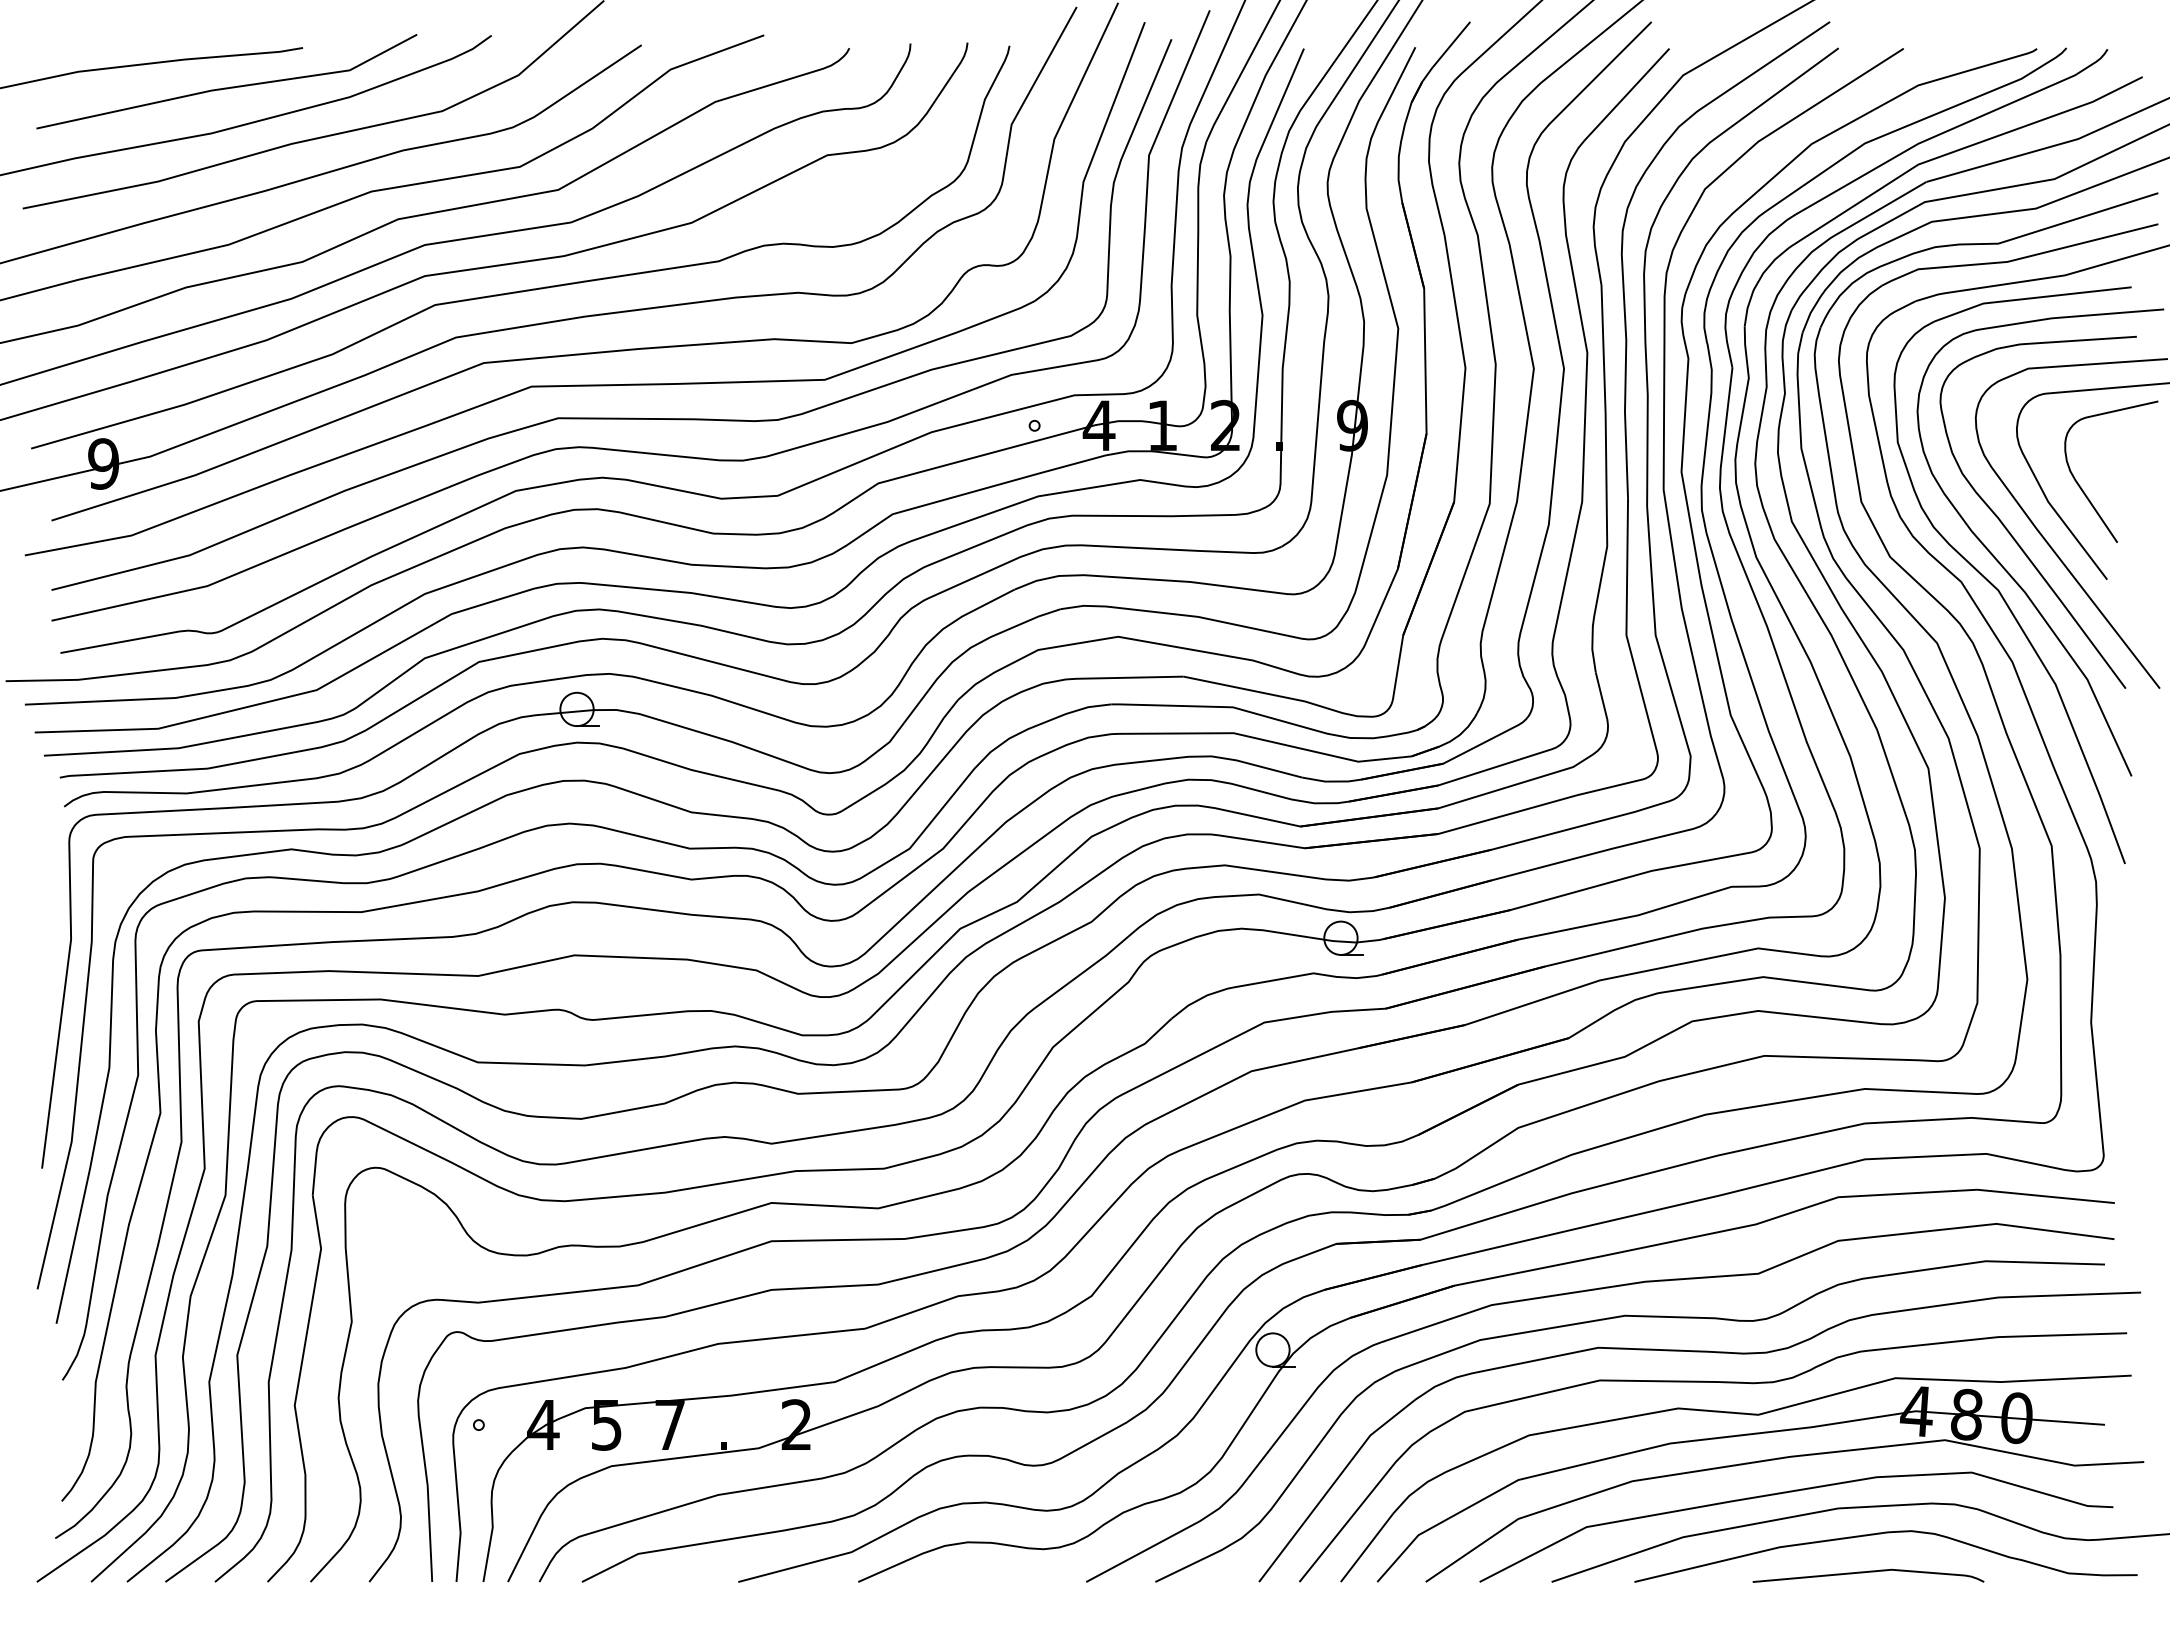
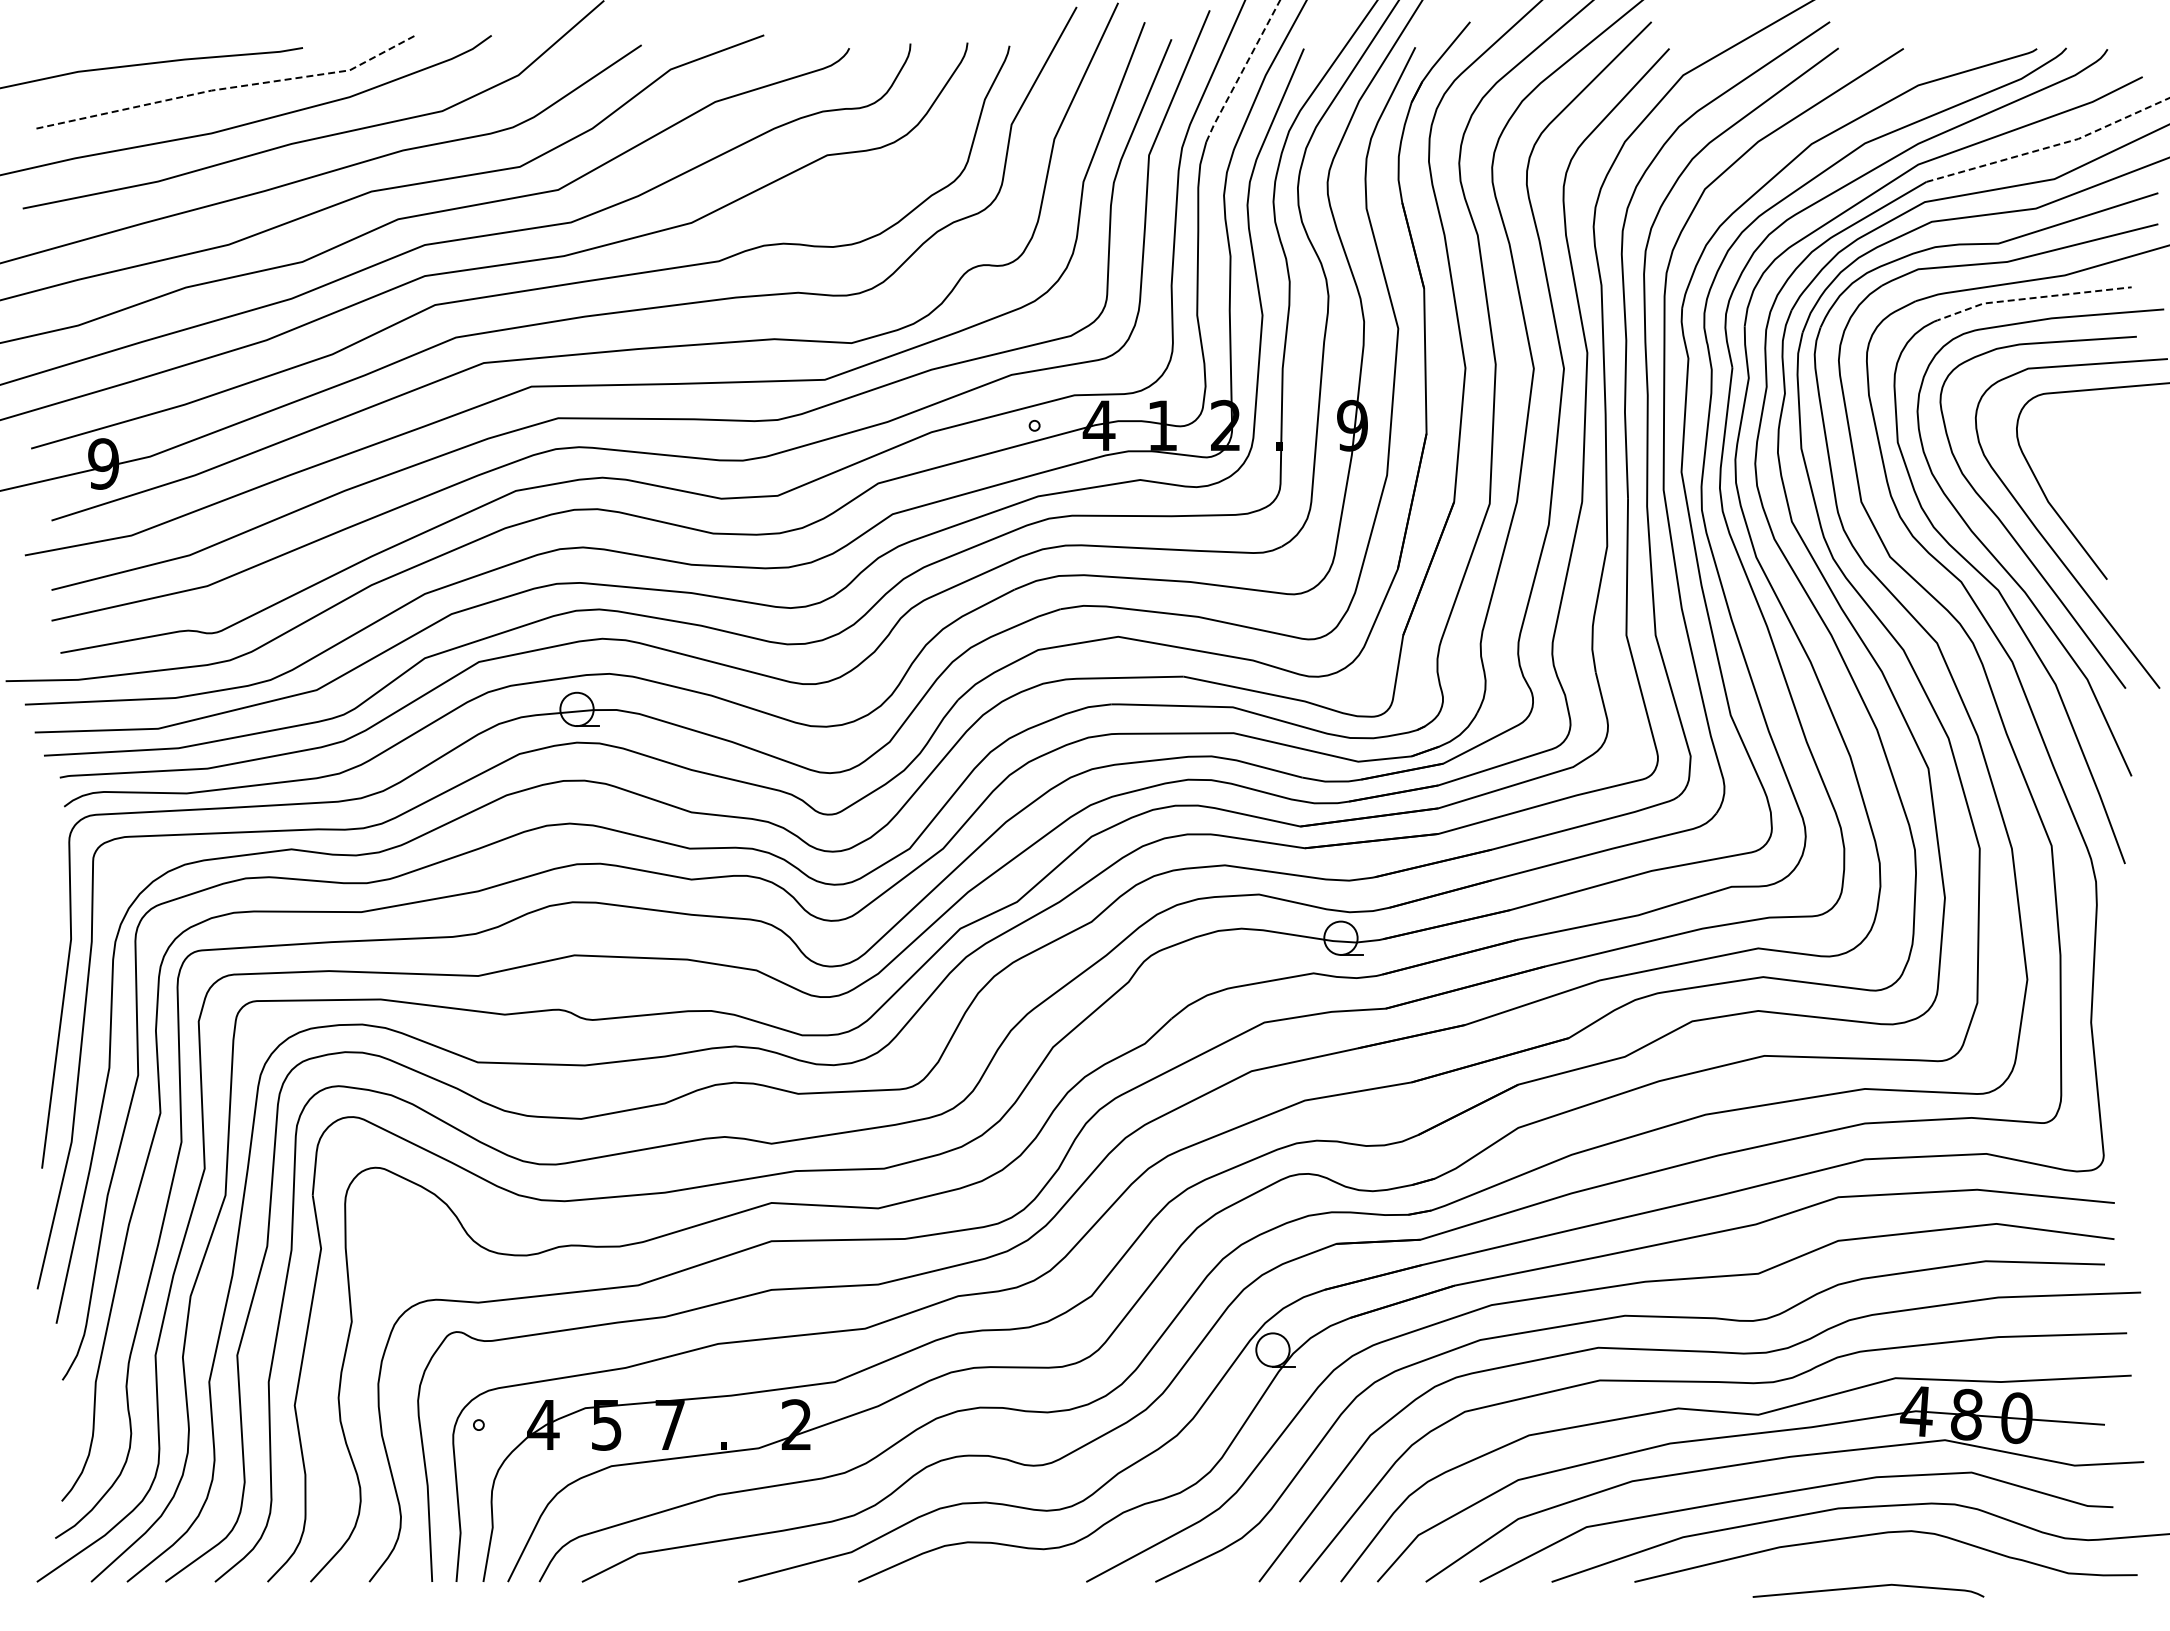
line: solid -> dashed (1242, 71)
line: solid -> dashed (230, 87)
line: solid -> dashed (2051, 146)
line: solid -> dashed (2030, 298)
curve: present -> none (2084, 491)
curve position: (1868, 1572) -> (1868, 1587) (1868, 1587)
